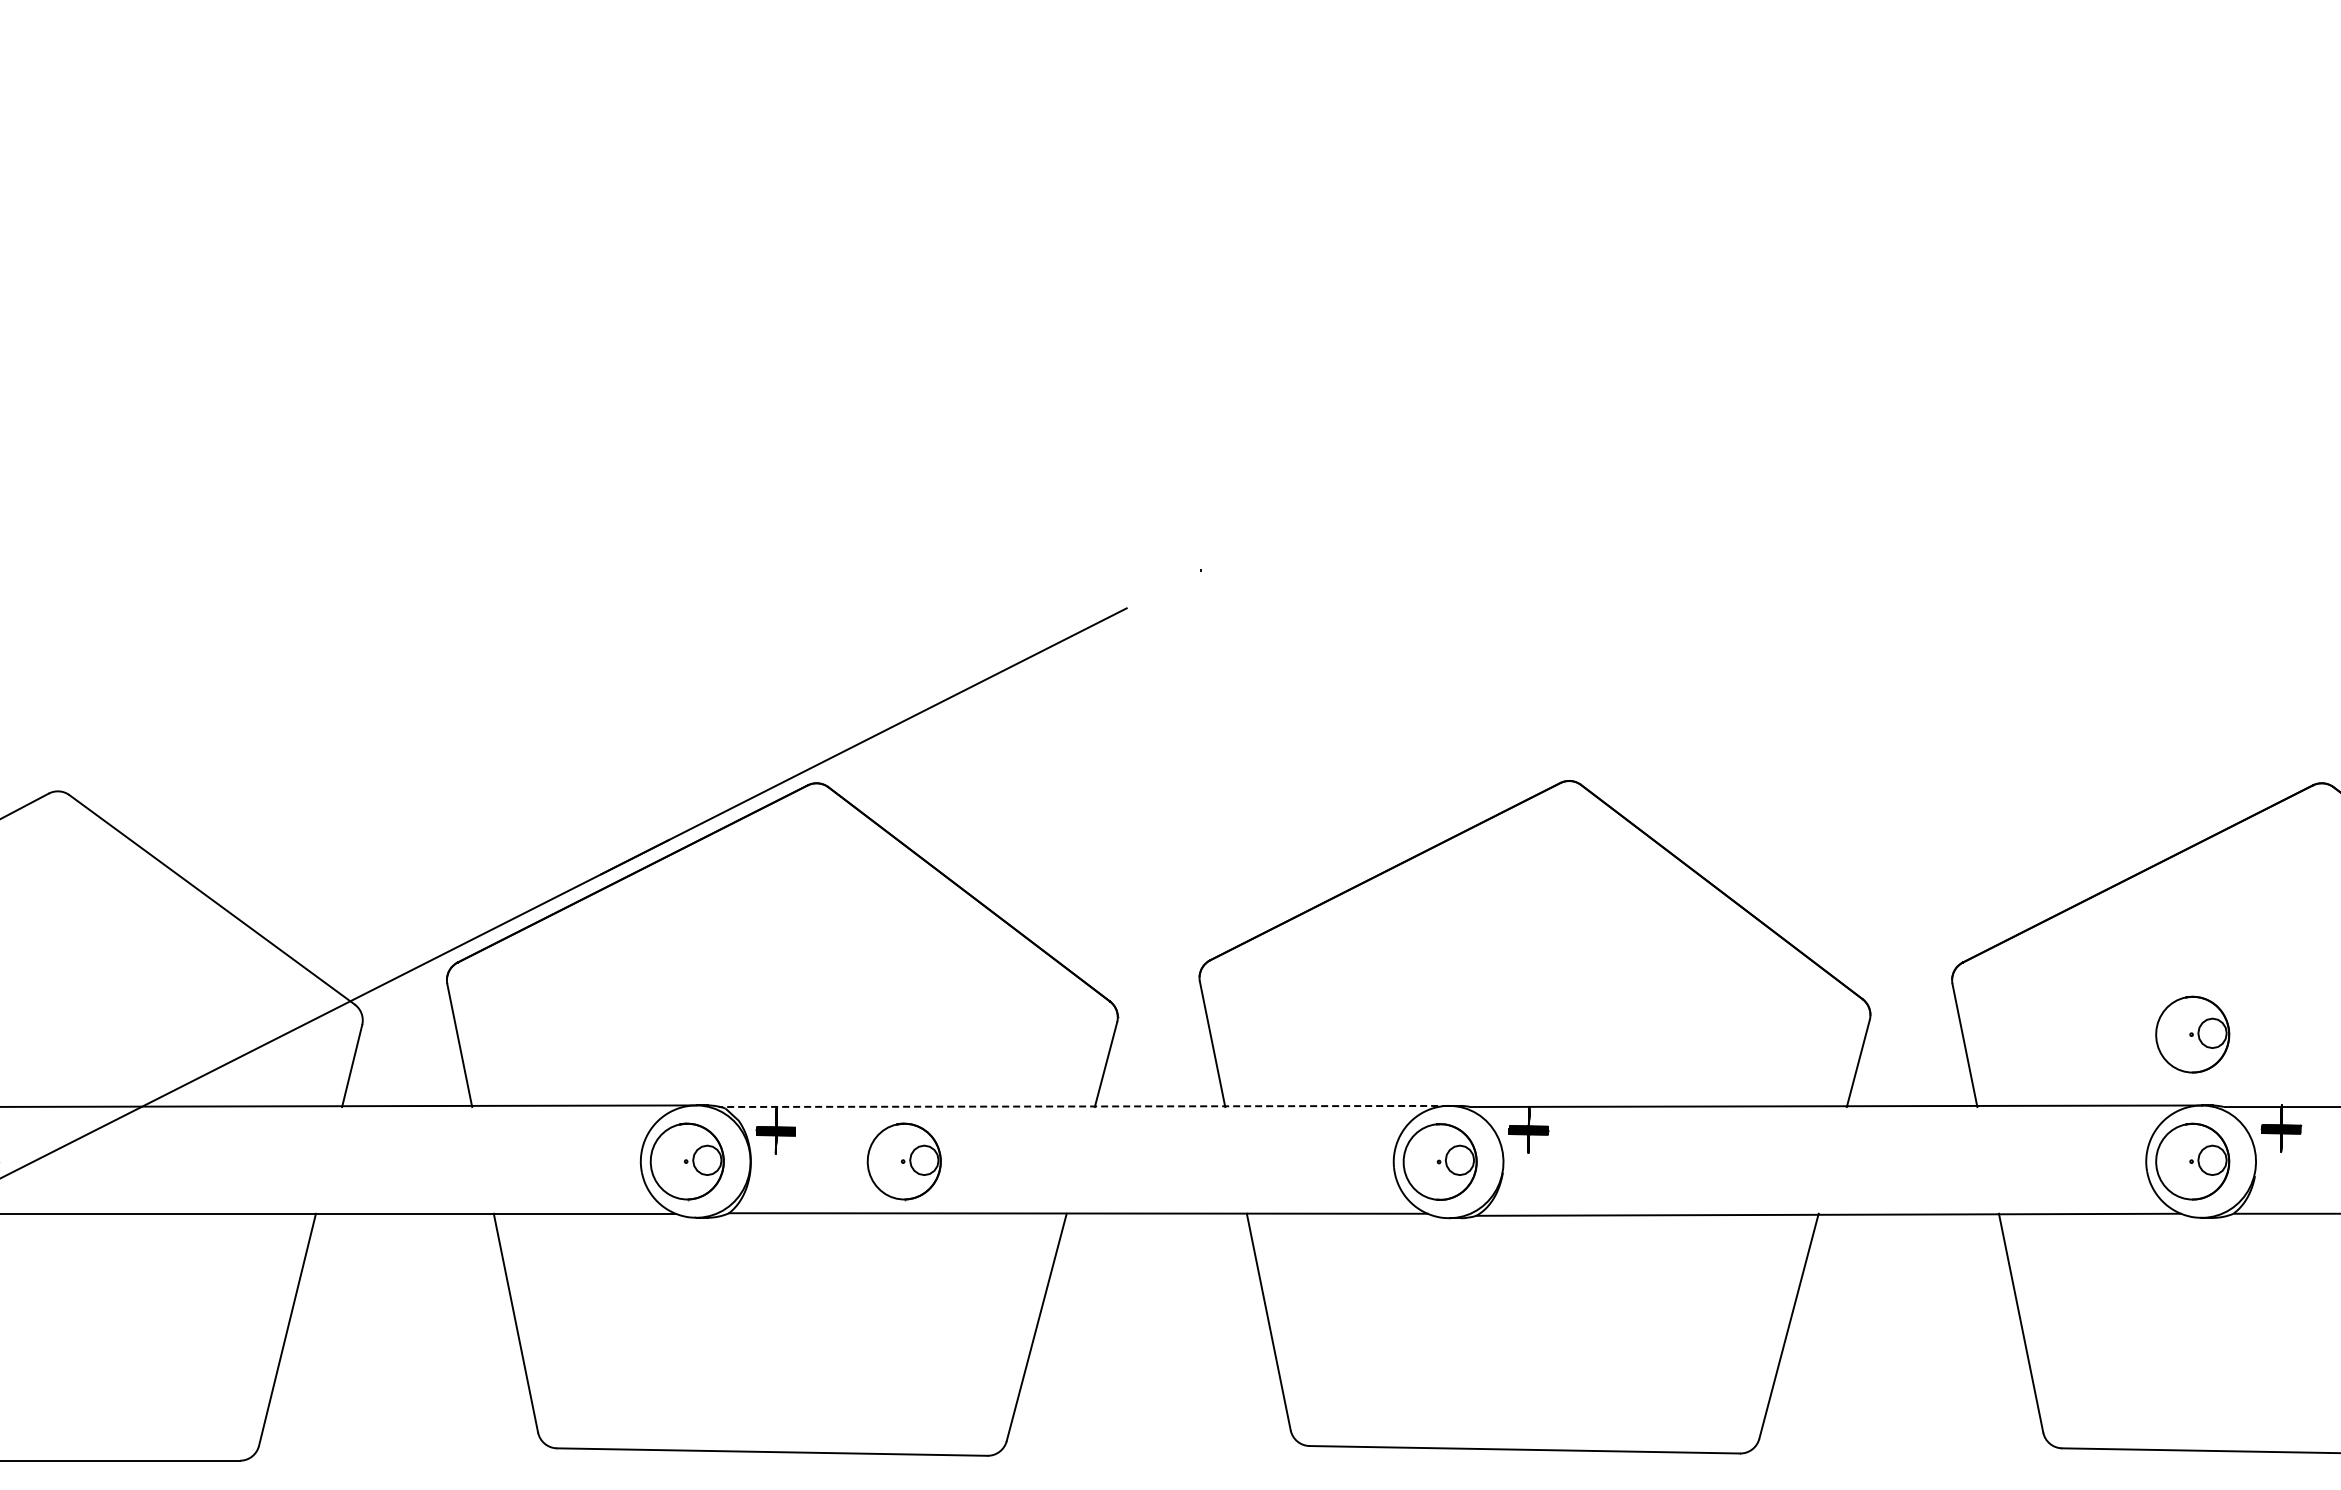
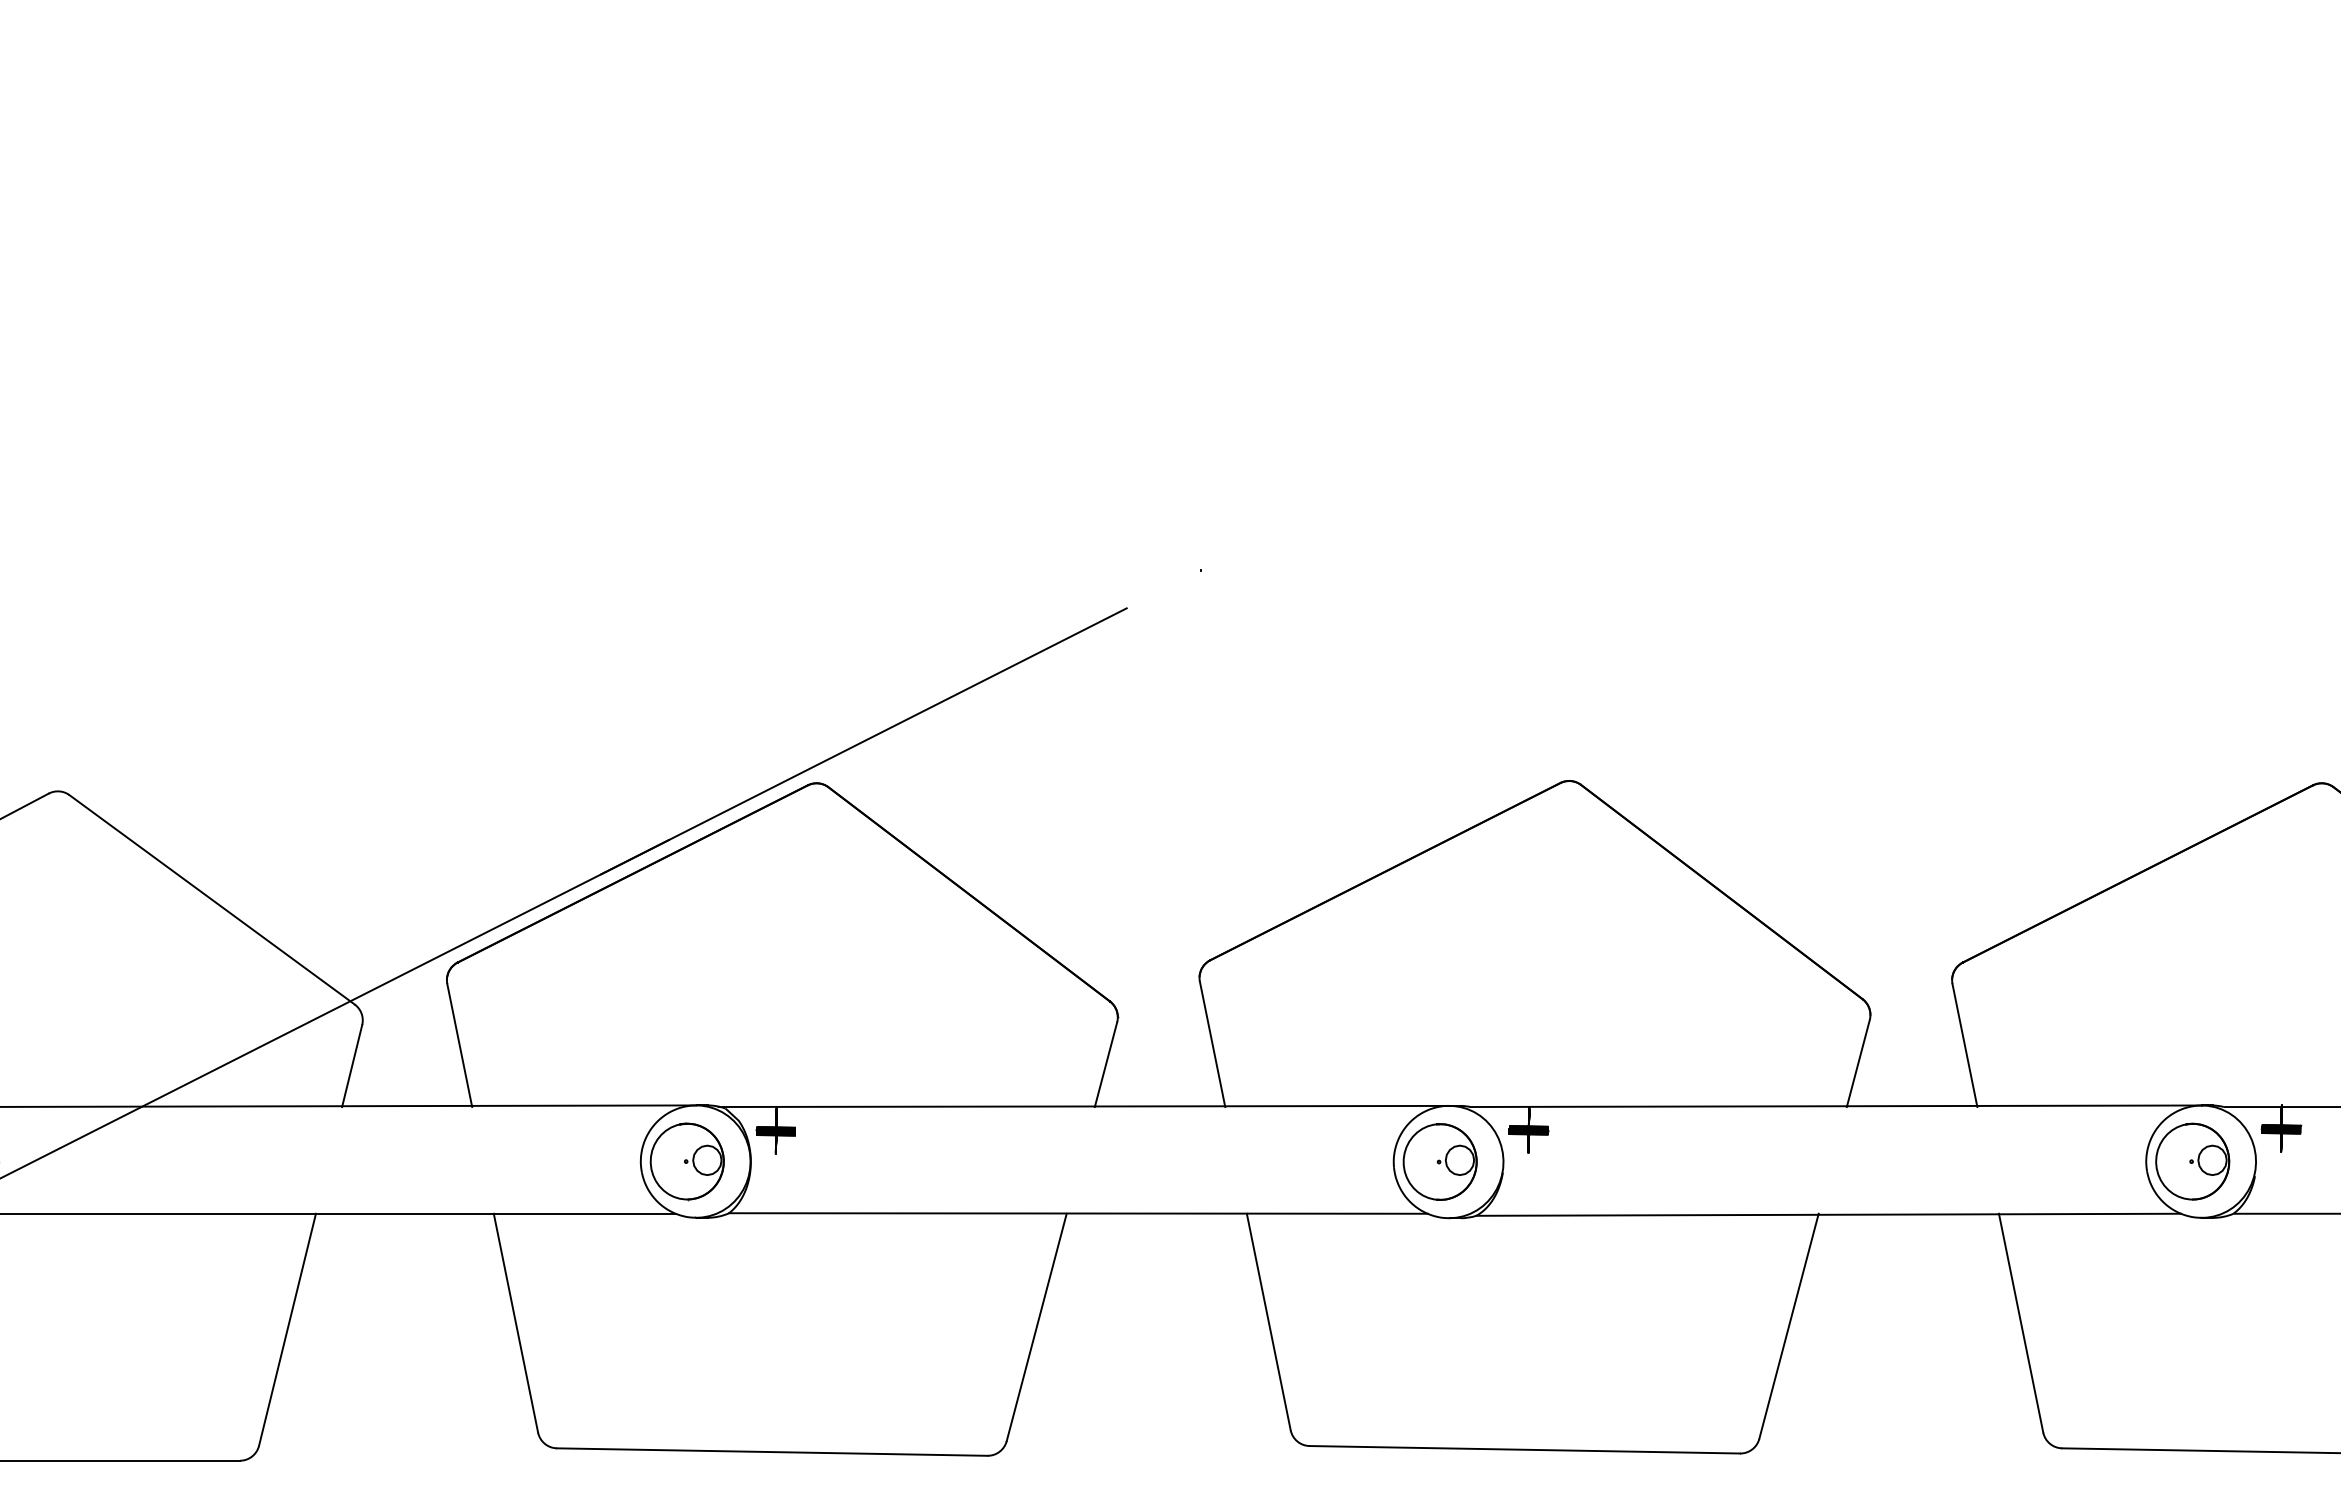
part: present -> none (2192, 1034)
line: dashed -> solid (1083, 1106)
part: present -> none (903, 1161)
